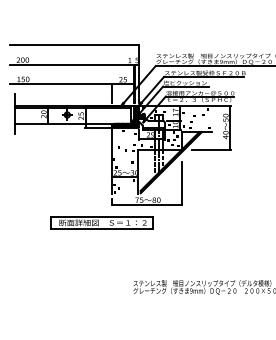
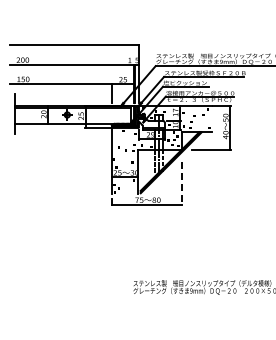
line: solid -> dashed (182, 183)
part: present -> none (101, 222)
